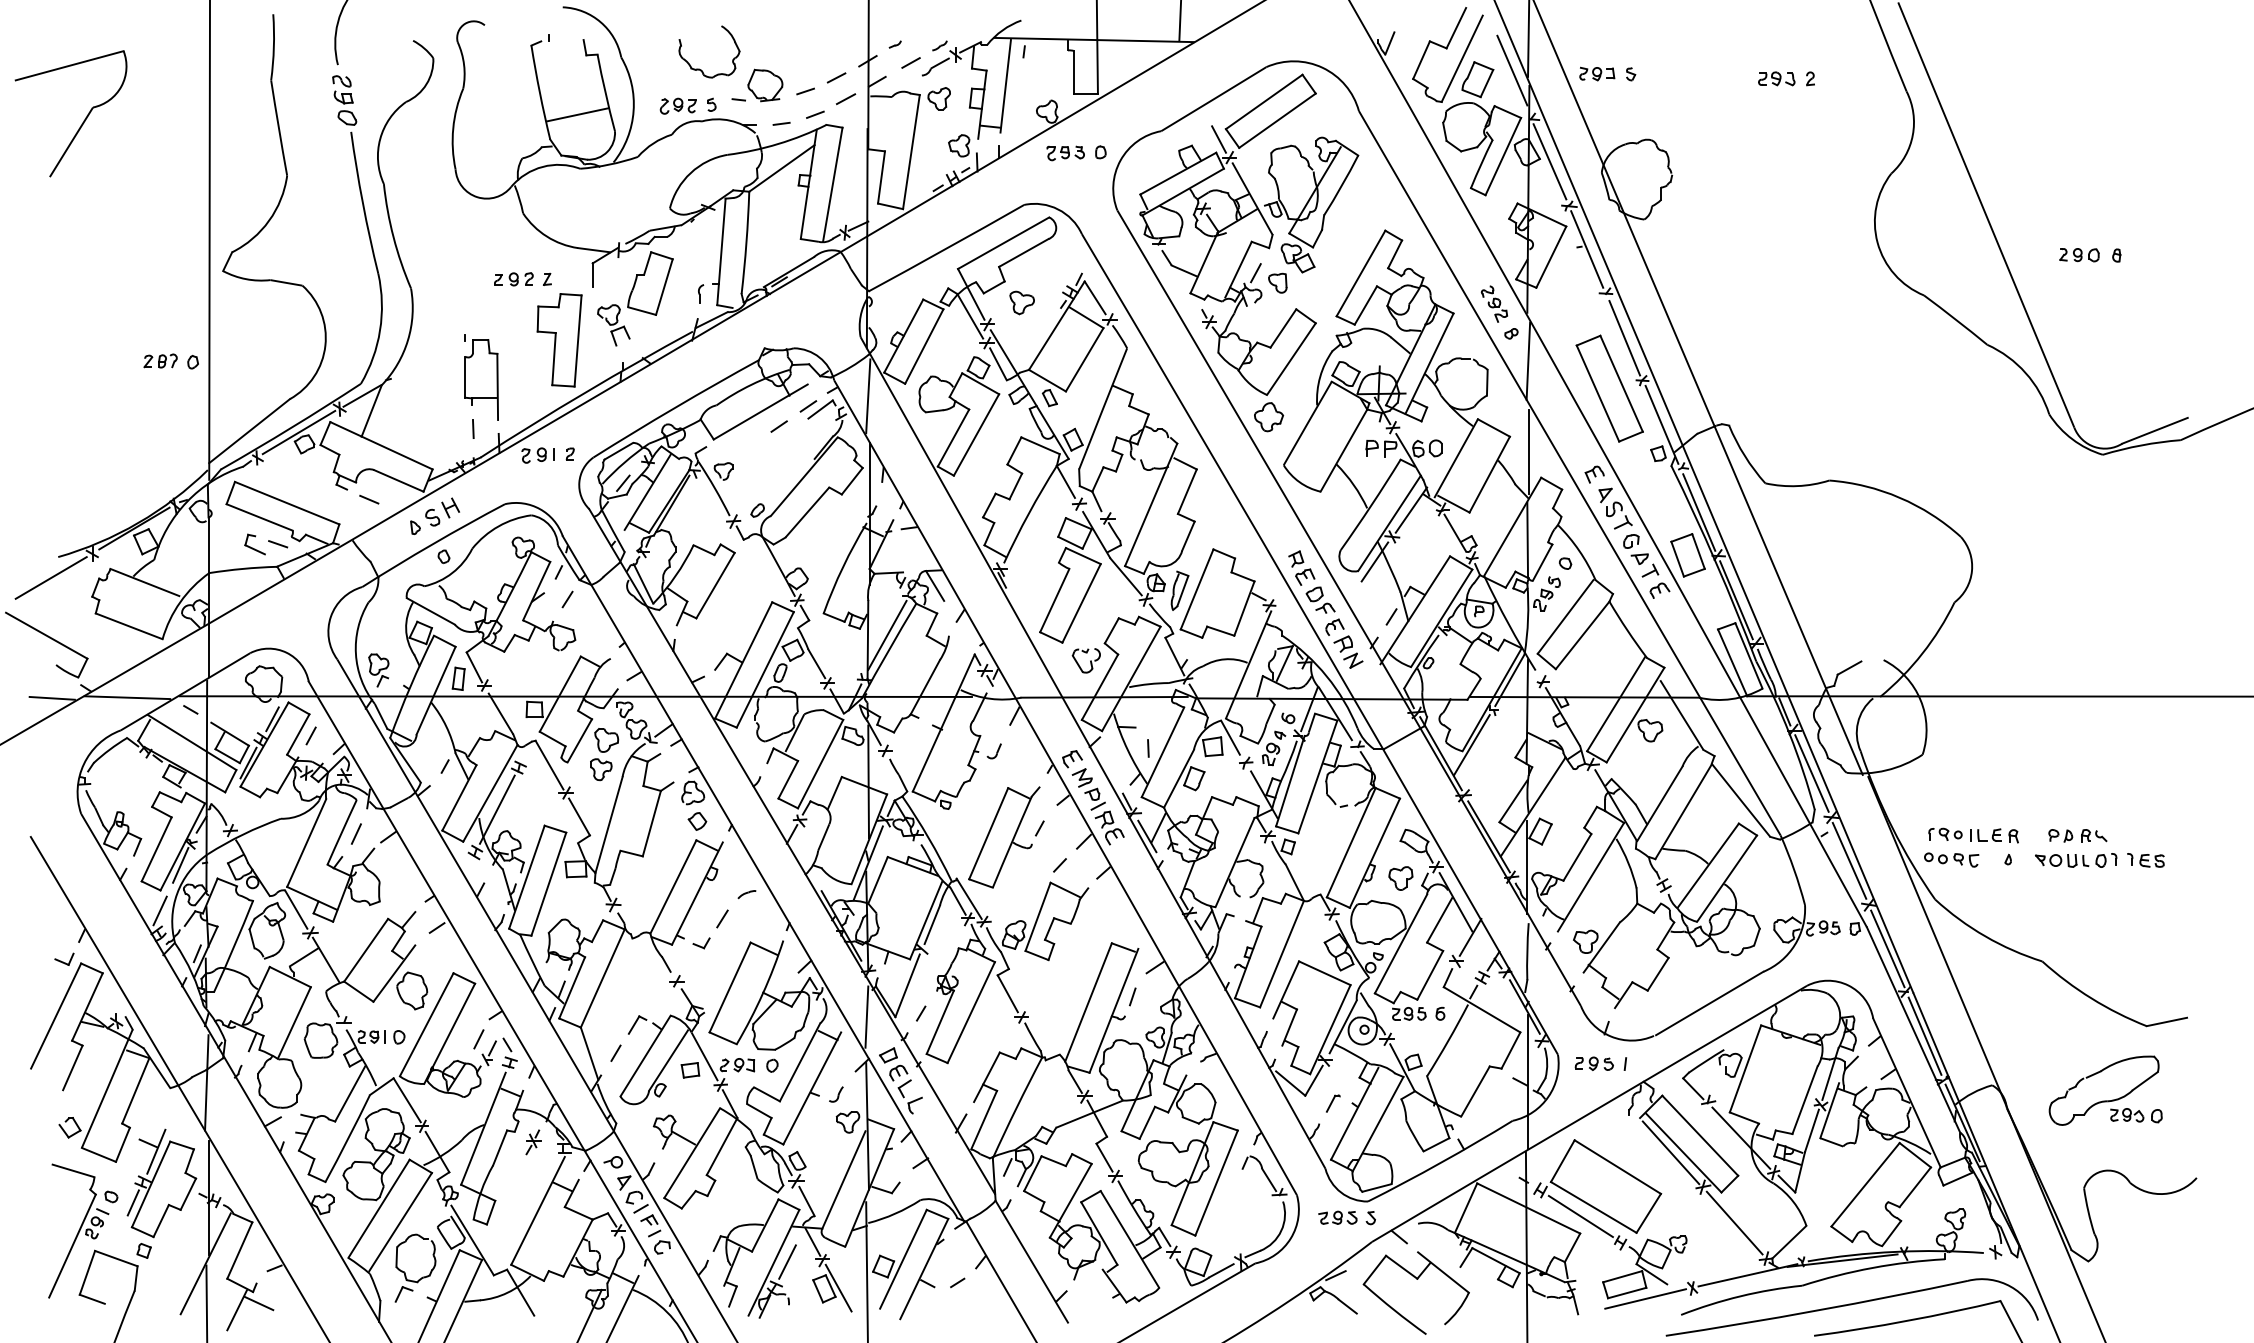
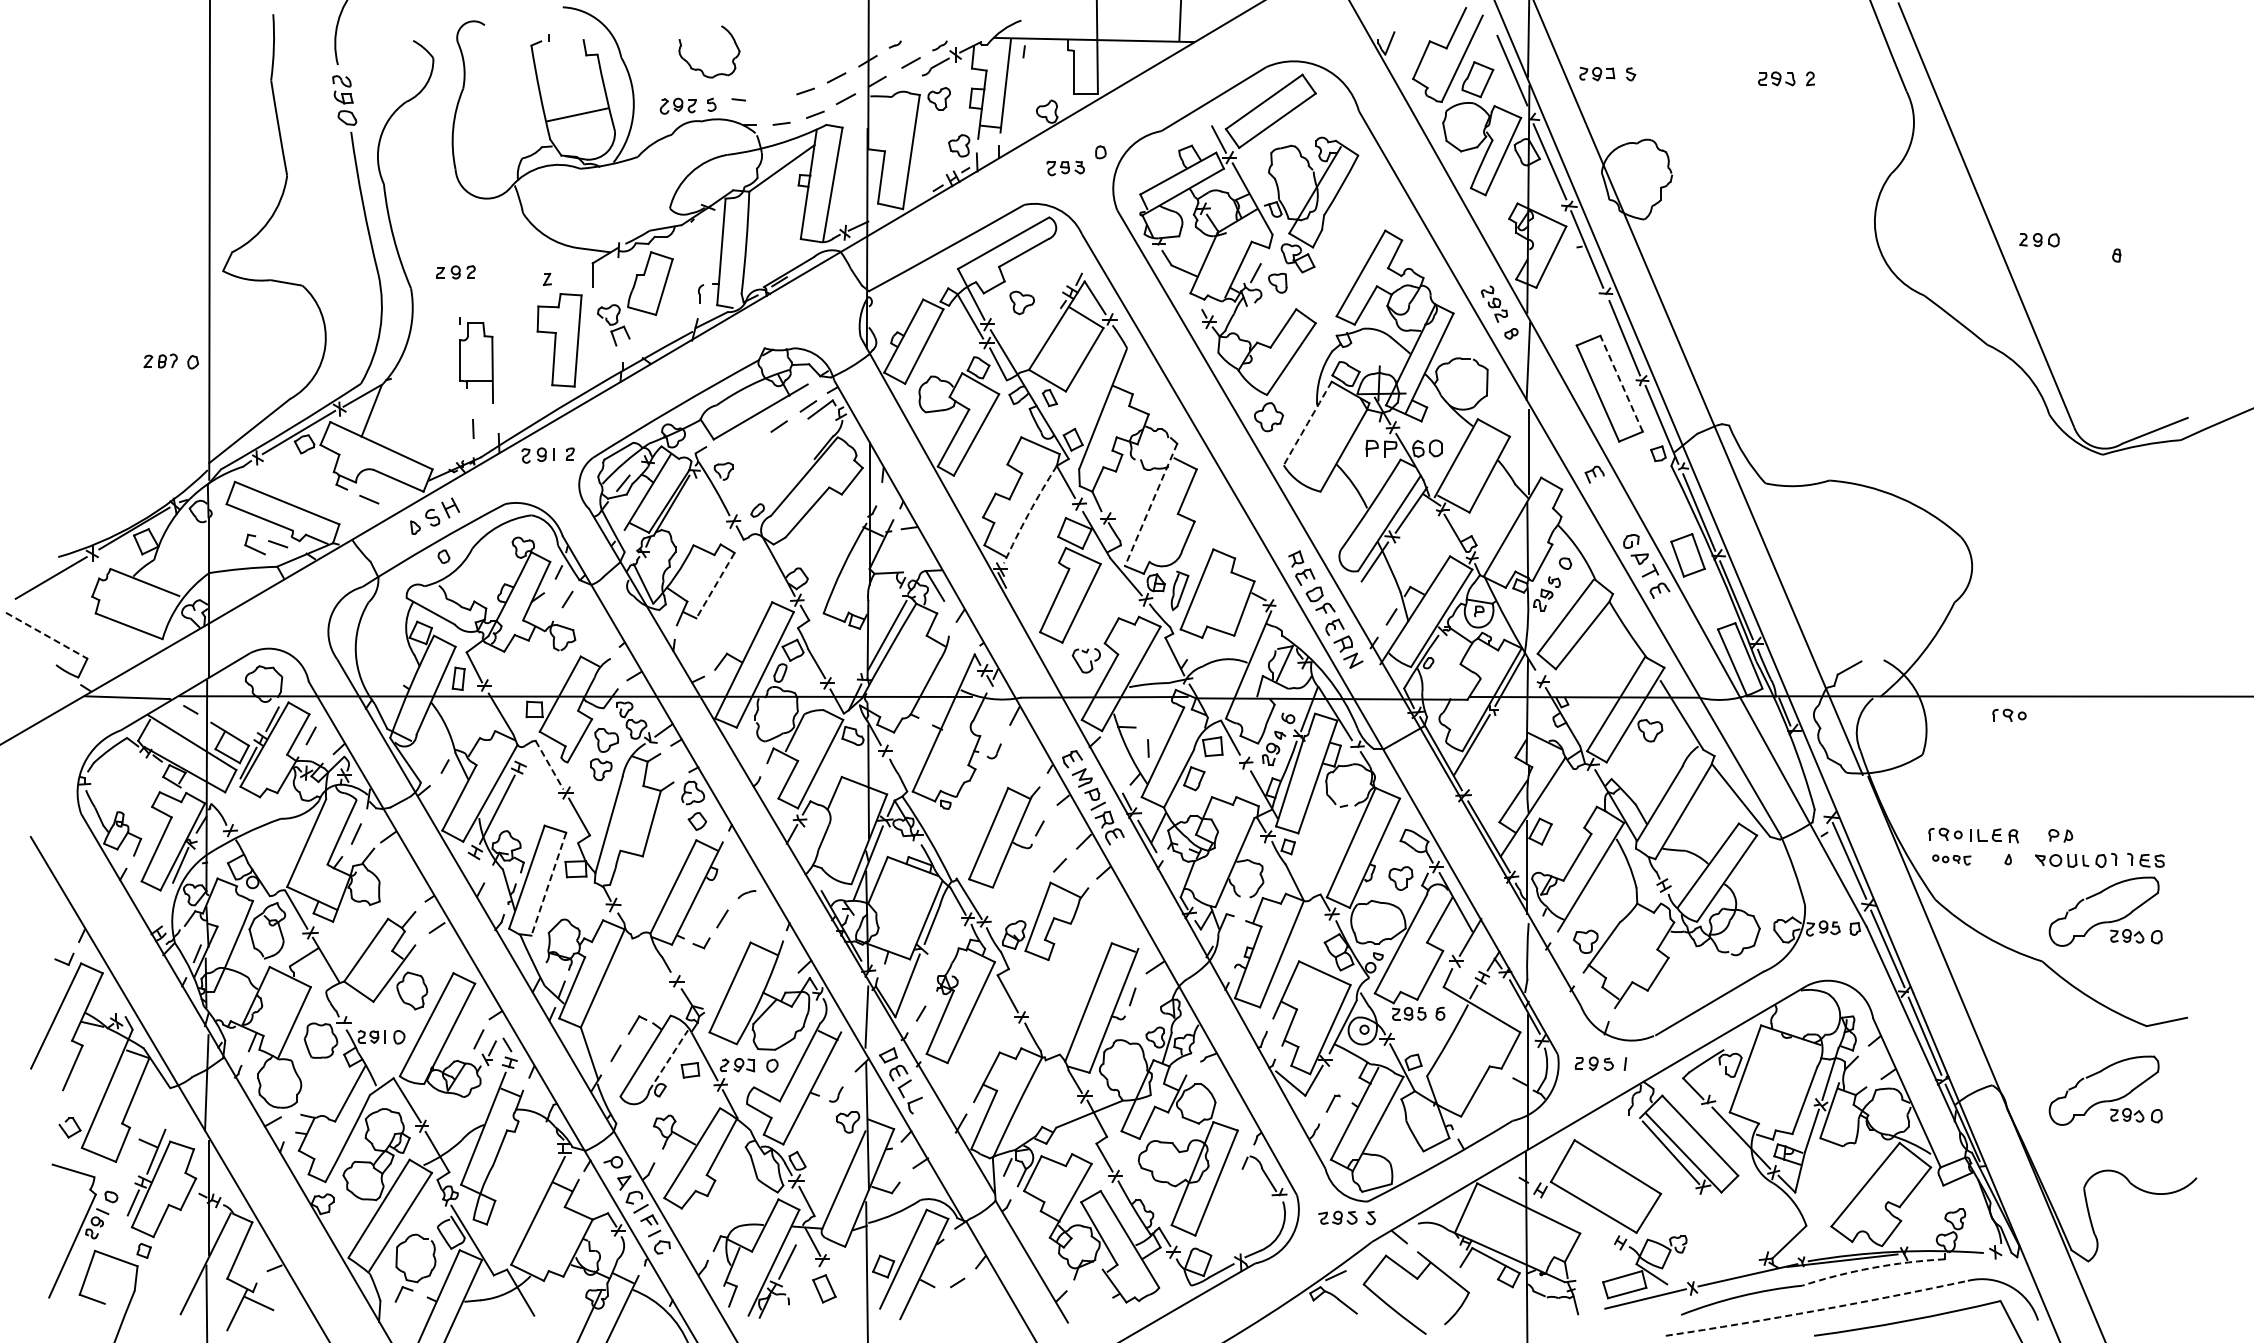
part: present -> none (765, 85)
part: present -> none (83, 120)
part position: (1065, 153) -> (1065, 168) (1065, 168)
part position: (2079, 255) -> (2039, 240) (2039, 240)
part position: (513, 279) -> (455, 272) (455, 272)
part position: (481, 377) -> (476, 360) (476, 360)
line: solid -> dashed (1621, 383)
line: present -> none (868, 396)
arc: solid -> dashed (1307, 423)
line: solid -> dashed (1151, 504)
part: present -> none (1615, 508)
arc: solid -> dashed (1028, 513)
line: solid -> dashed (715, 585)
line: solid -> dashed (46, 635)
part: present -> none (378, 670)
line: present -> none (51, 697)
part: none -> present (2009, 714)
line: solid -> dashed (549, 765)
line: present -> none (1811, 773)
part: present -> none (2094, 835)
part size: 56x16 px -> 40x12 px (1951, 859)
line: solid -> dashed (548, 884)
line: present -> none (159, 910)
part: none -> present (2105, 911)
line: solid -> dashed (668, 1060)
part: present -> none (533, 1142)
line: present -> none (1580, 1216)
line: present -> none (1734, 1222)
arc: solid -> dashed (1872, 1267)
line: present -> none (838, 1287)
arc: solid -> dashed (1817, 1310)
